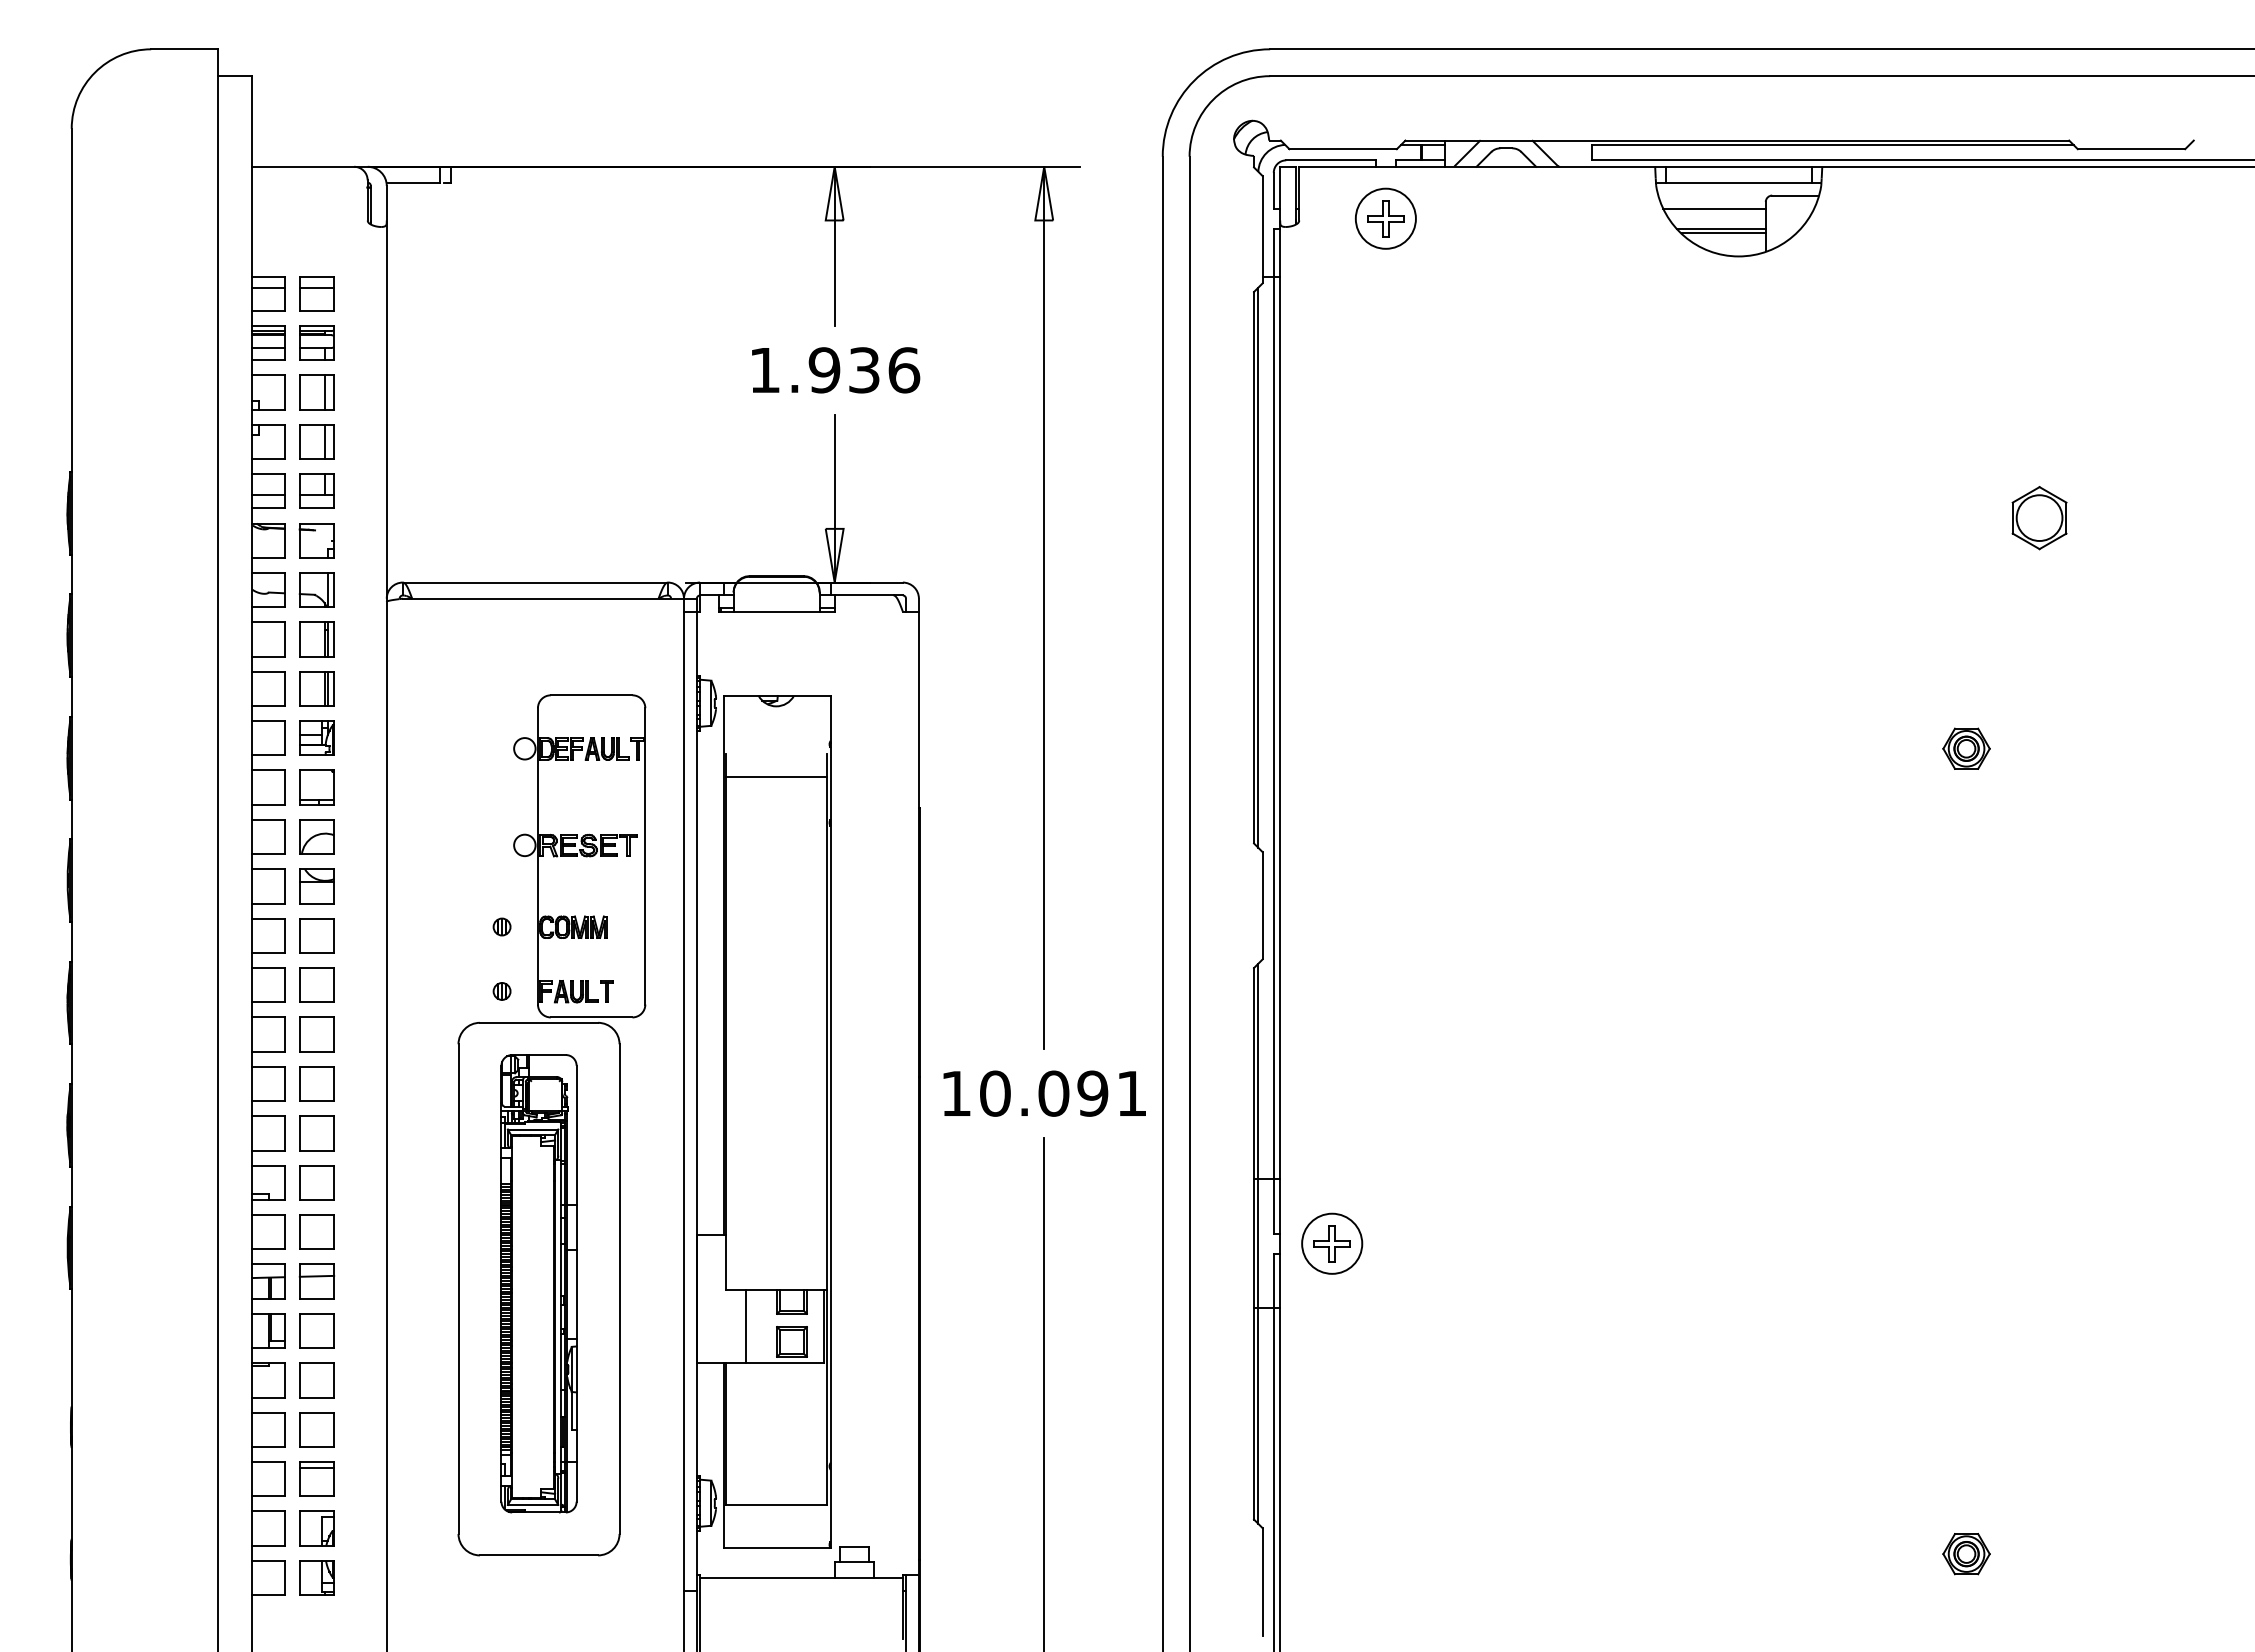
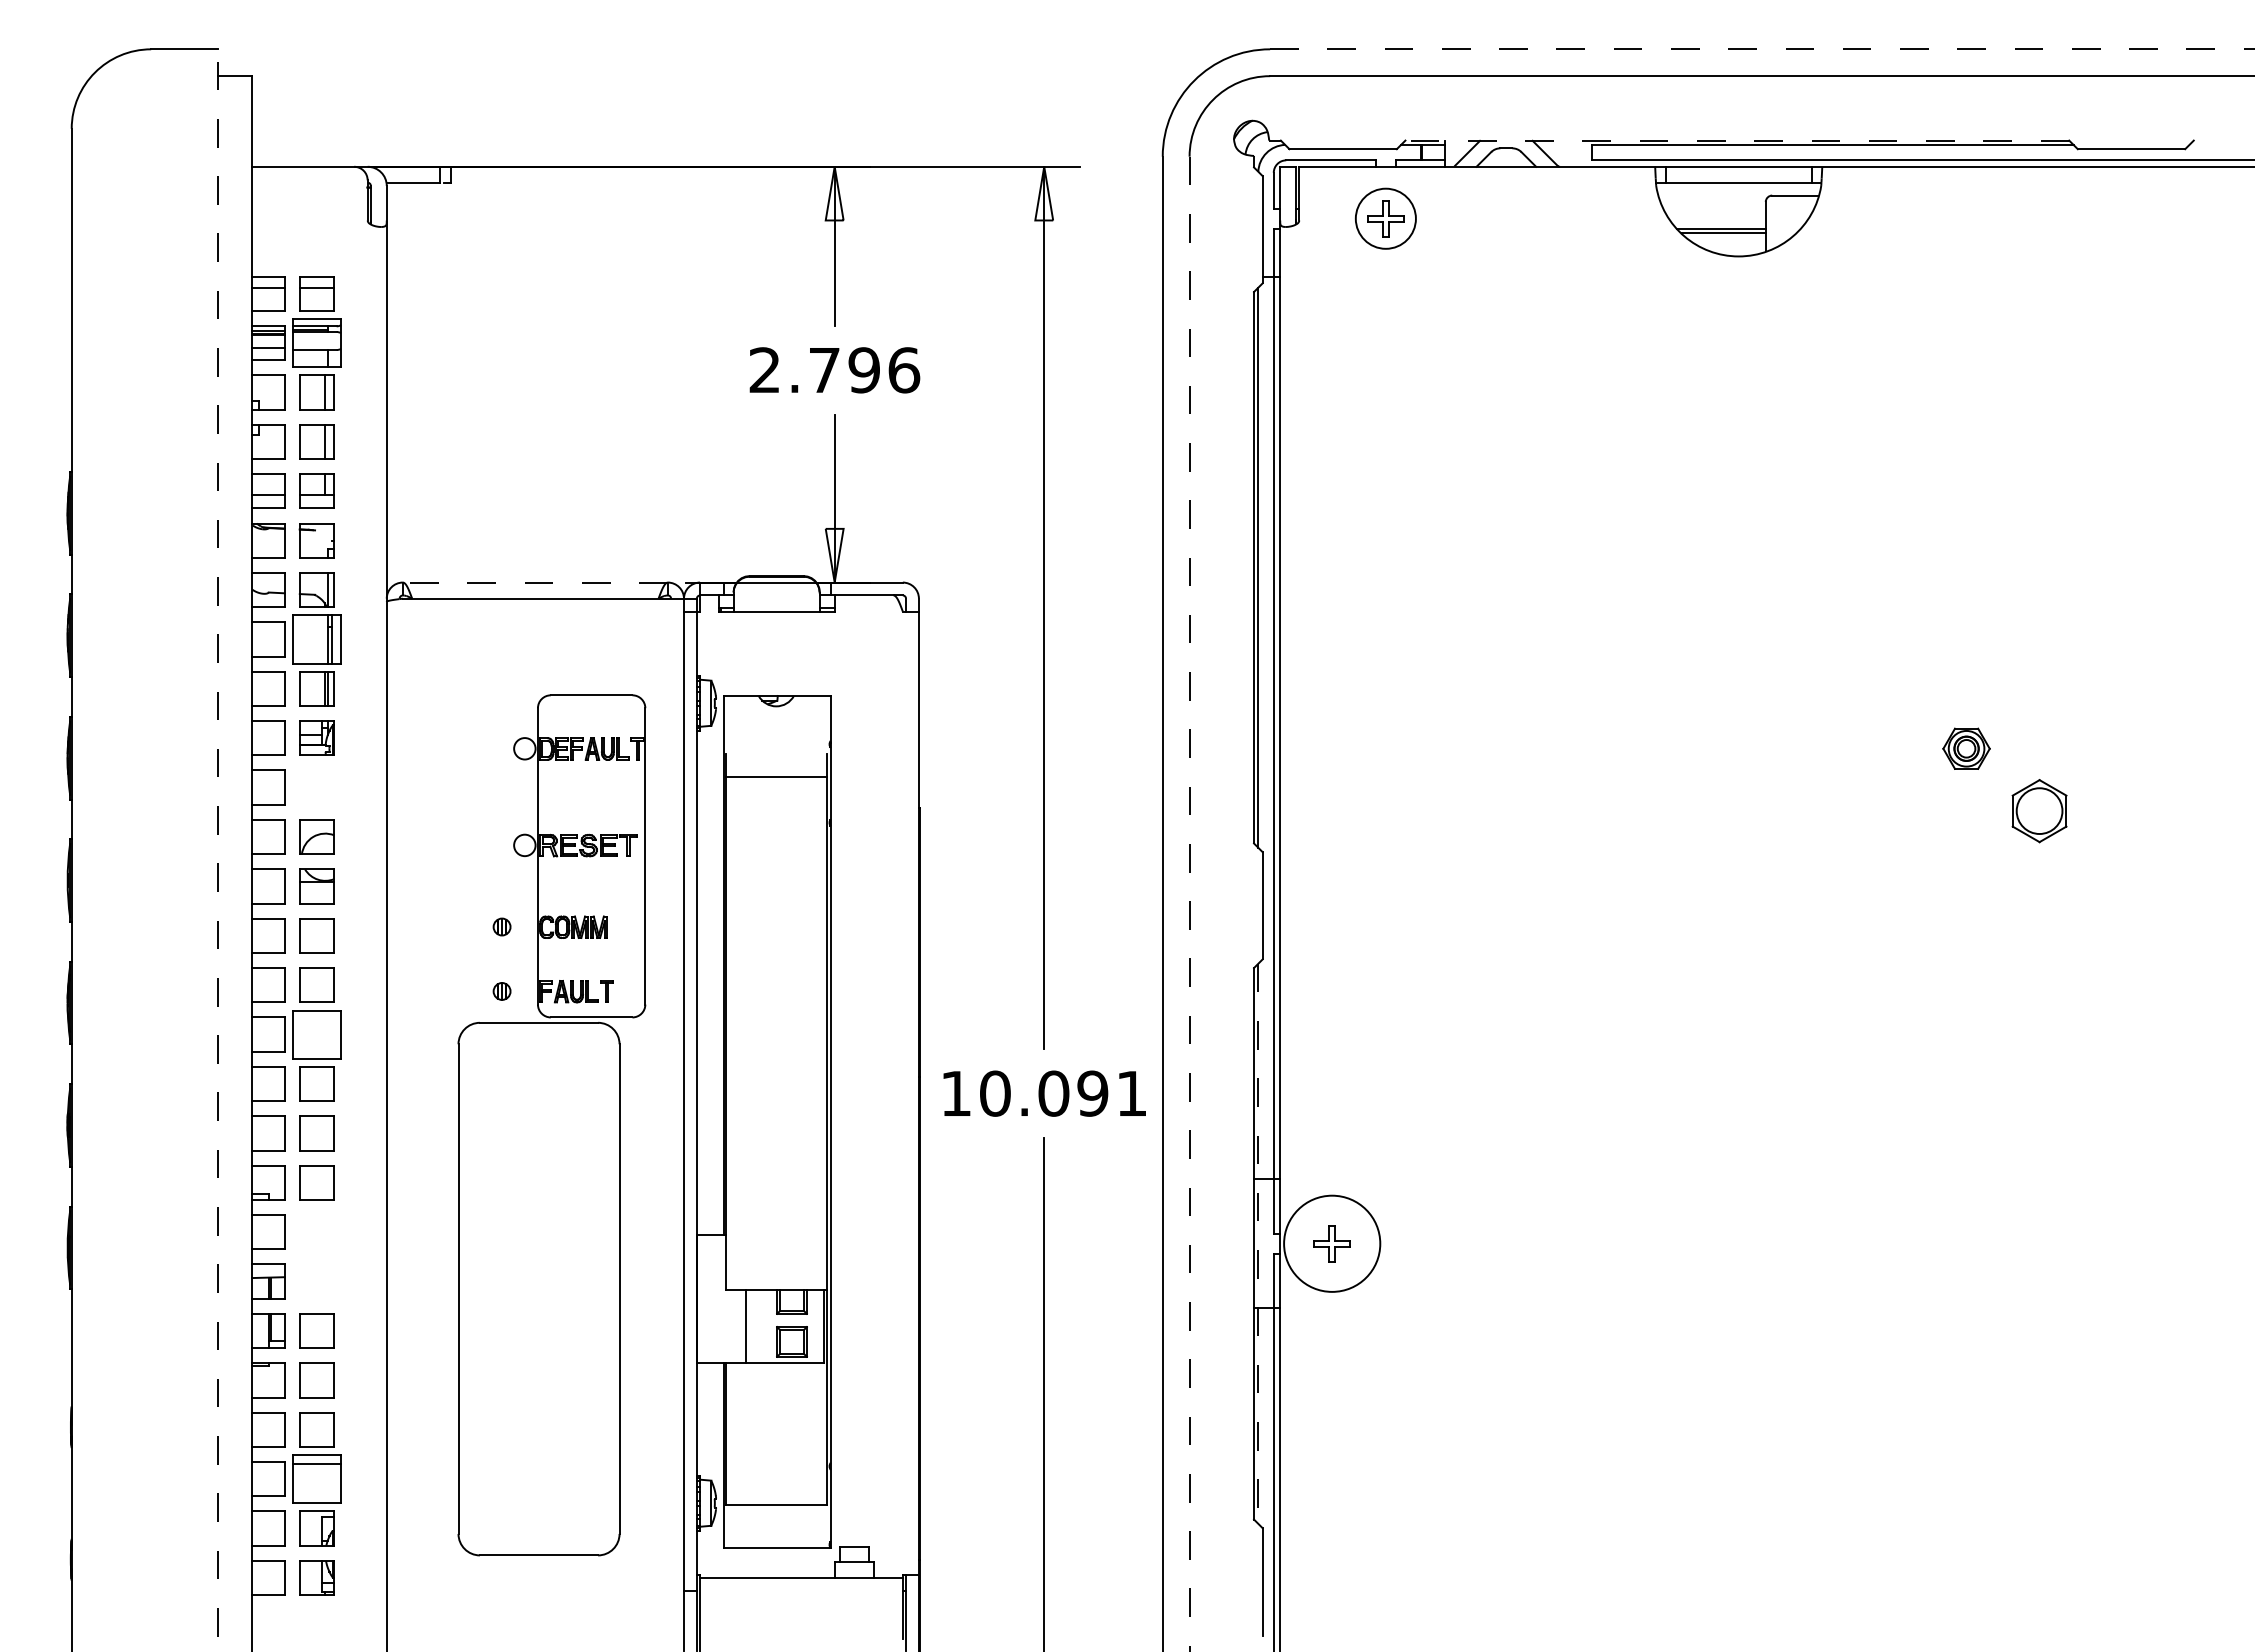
line: solid -> dashed (1763, 49)
line: solid -> dashed (1737, 140)
line: present -> none (1714, 208)
part size: 36x36 px -> 50x50 px (316, 342)
text: 1.936 -> 2.796 (814, 370)
part position: (2039, 518) -> (2039, 811) (2039, 811)
line: solid -> dashed (535, 582)
part size: 36x37 px -> 50x51 px (316, 639)
part: present -> none (316, 787)
line: solid -> dashed (217, 850)
line: solid -> dashed (1189, 904)
part size: 36x37 px -> 50x50 px (316, 1034)
part: present -> none (316, 1231)
circle diameter: 60 px -> 96 px (1332, 1243)
line: solid -> dashed (1258, 1244)
part: present -> none (316, 1281)
part: present -> none (538, 1283)
part size: 36x36 px -> 50x50 px (316, 1478)
part: present -> none (1966, 1554)
